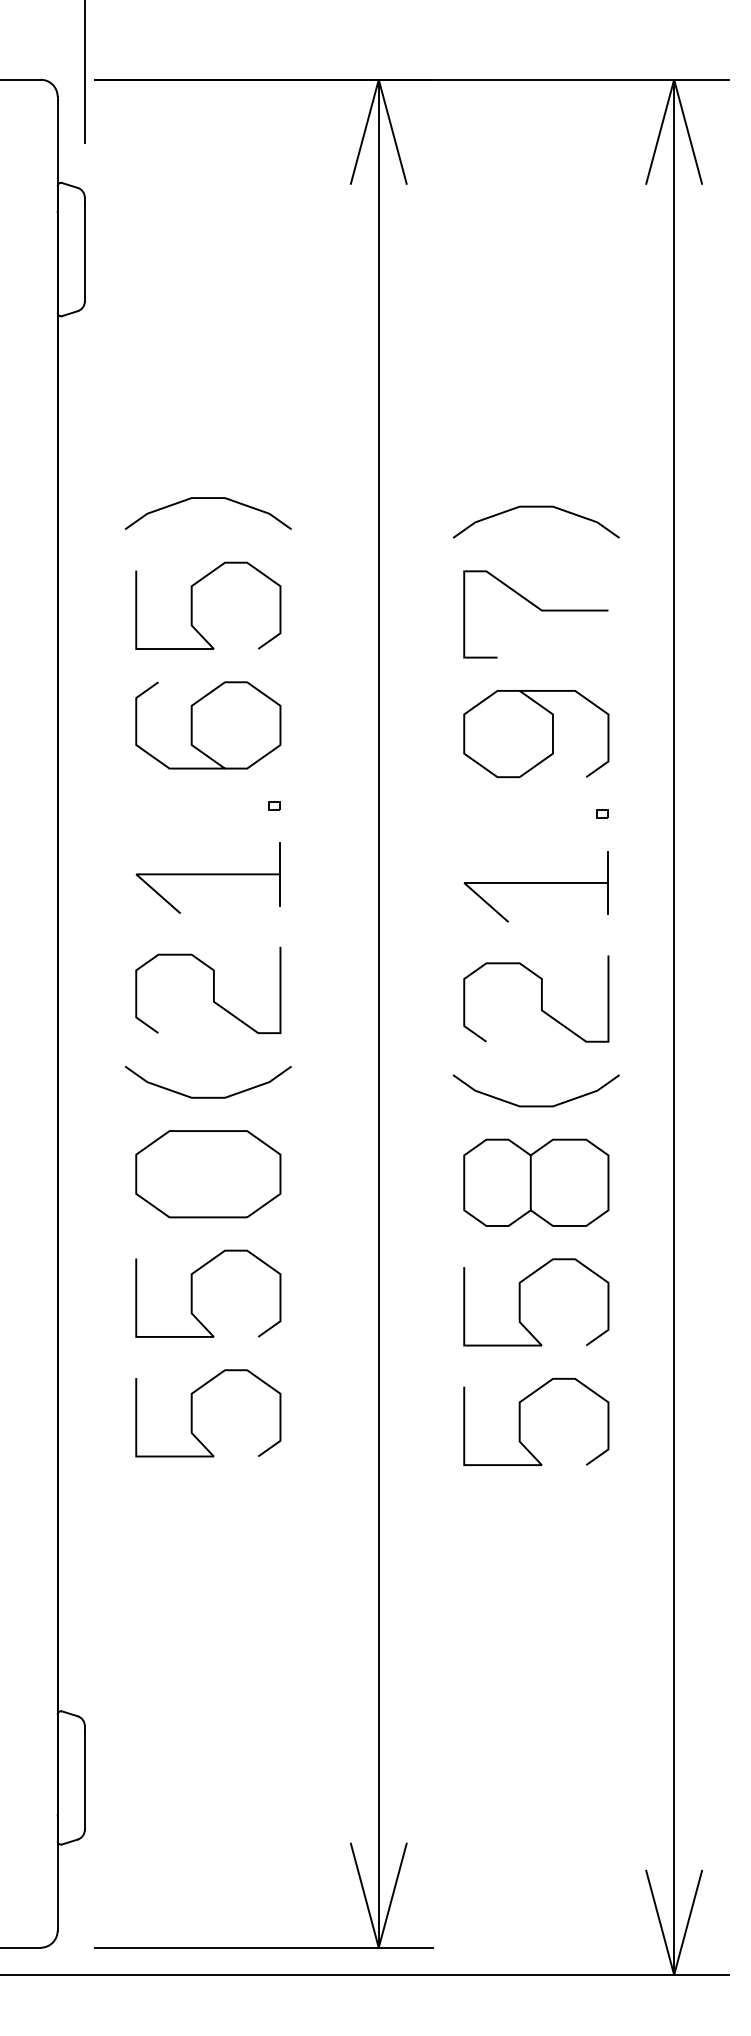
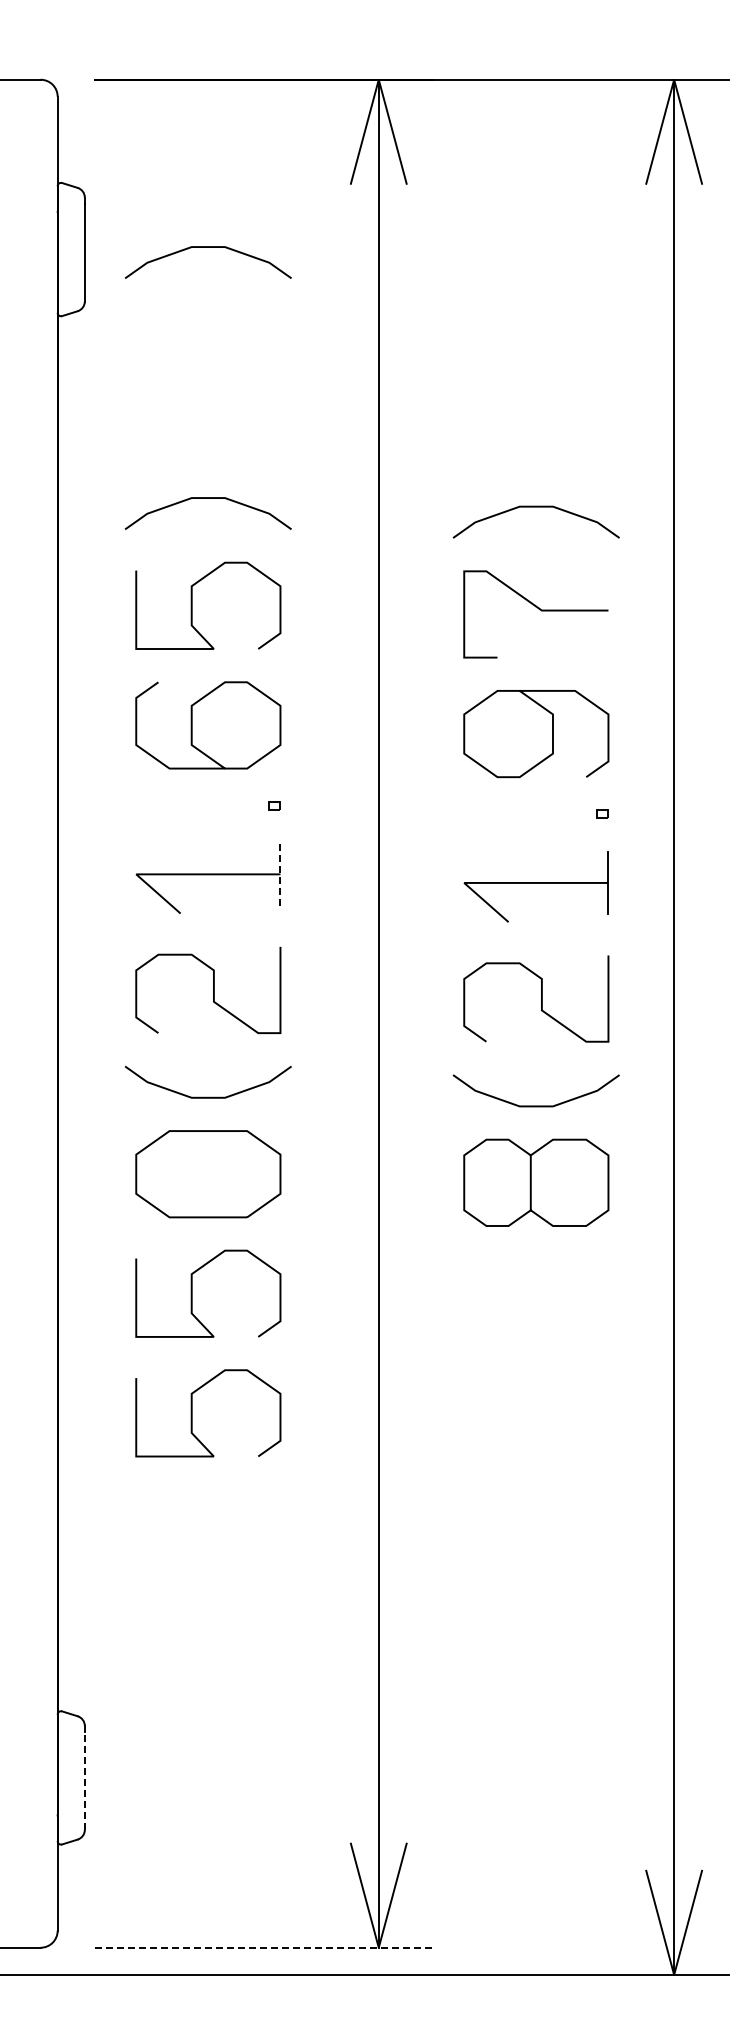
line: present -> none (84, 72)
curve: none -> present (207, 247)
line: solid -> dashed (280, 873)
curve: present -> none (520, 1302)
curve: present -> none (520, 1421)
line: solid -> dashed (84, 1781)
line: solid -> dashed (264, 1947)
